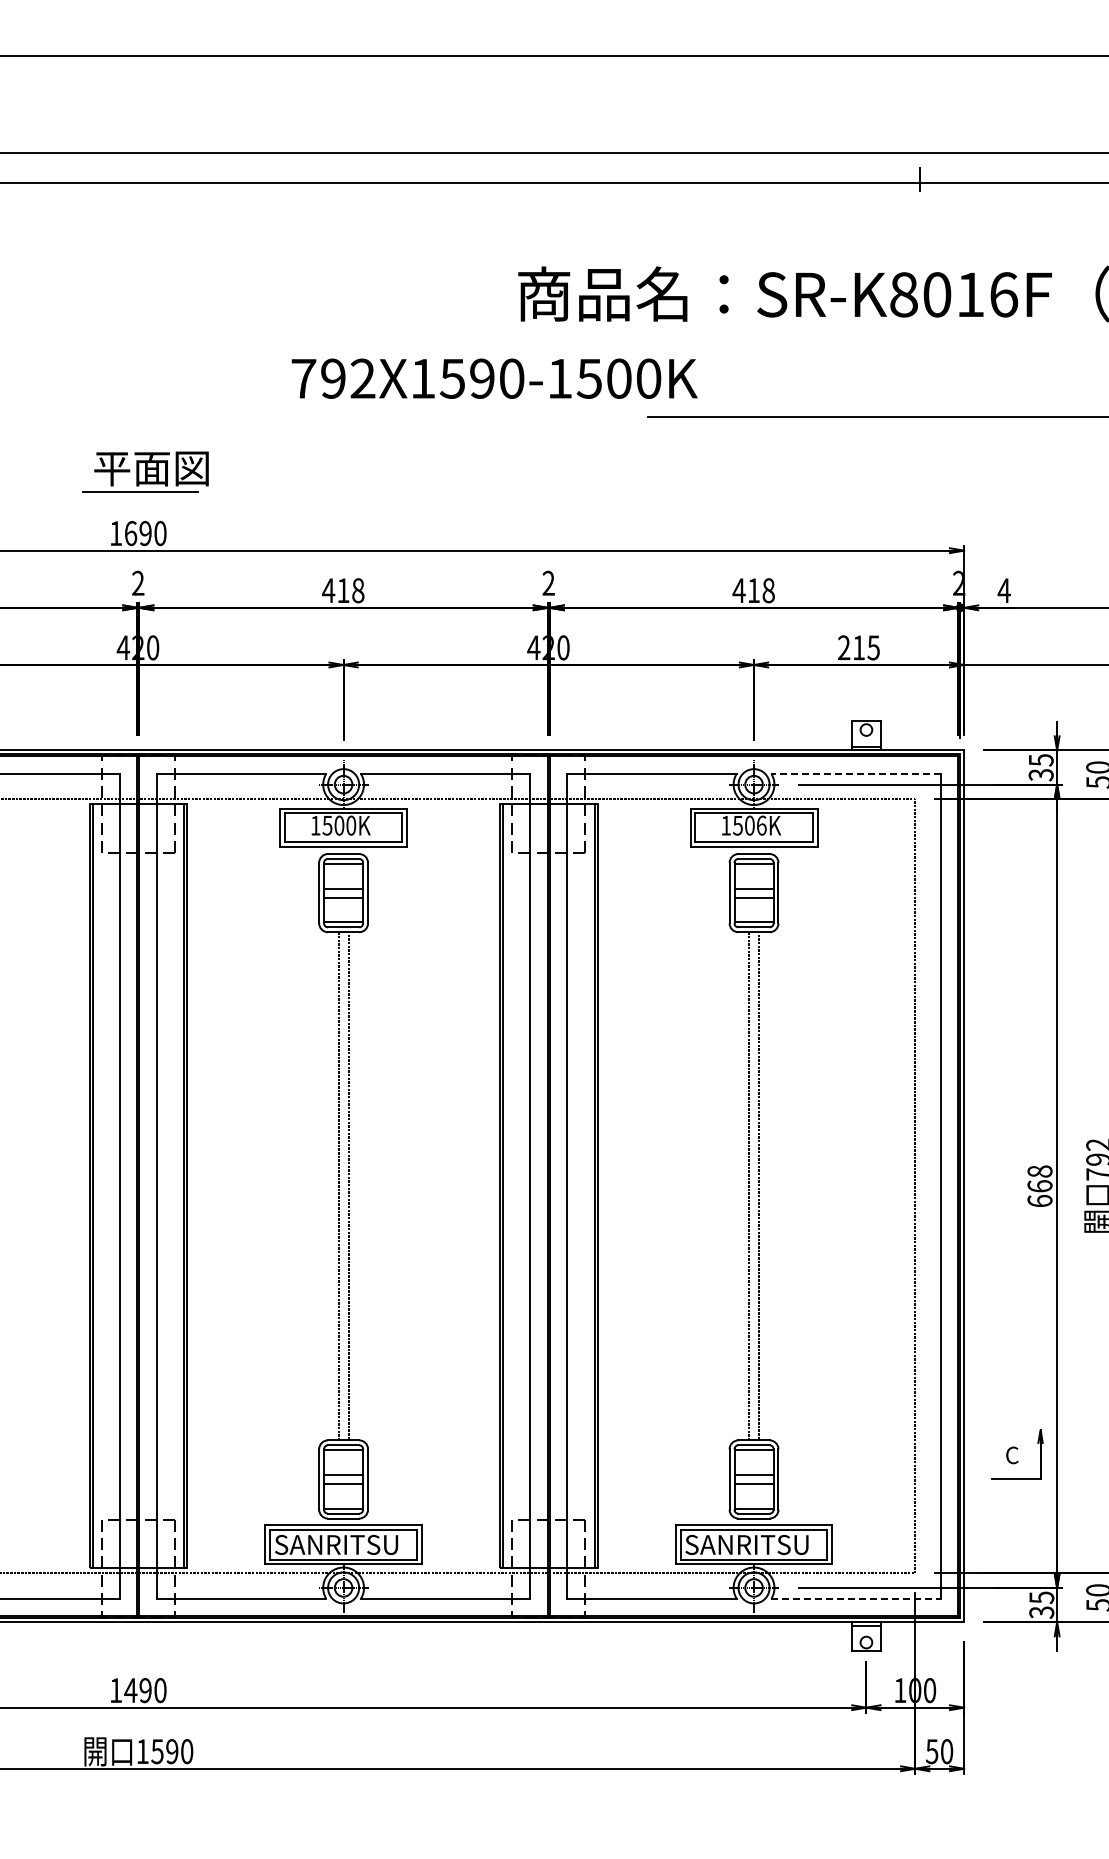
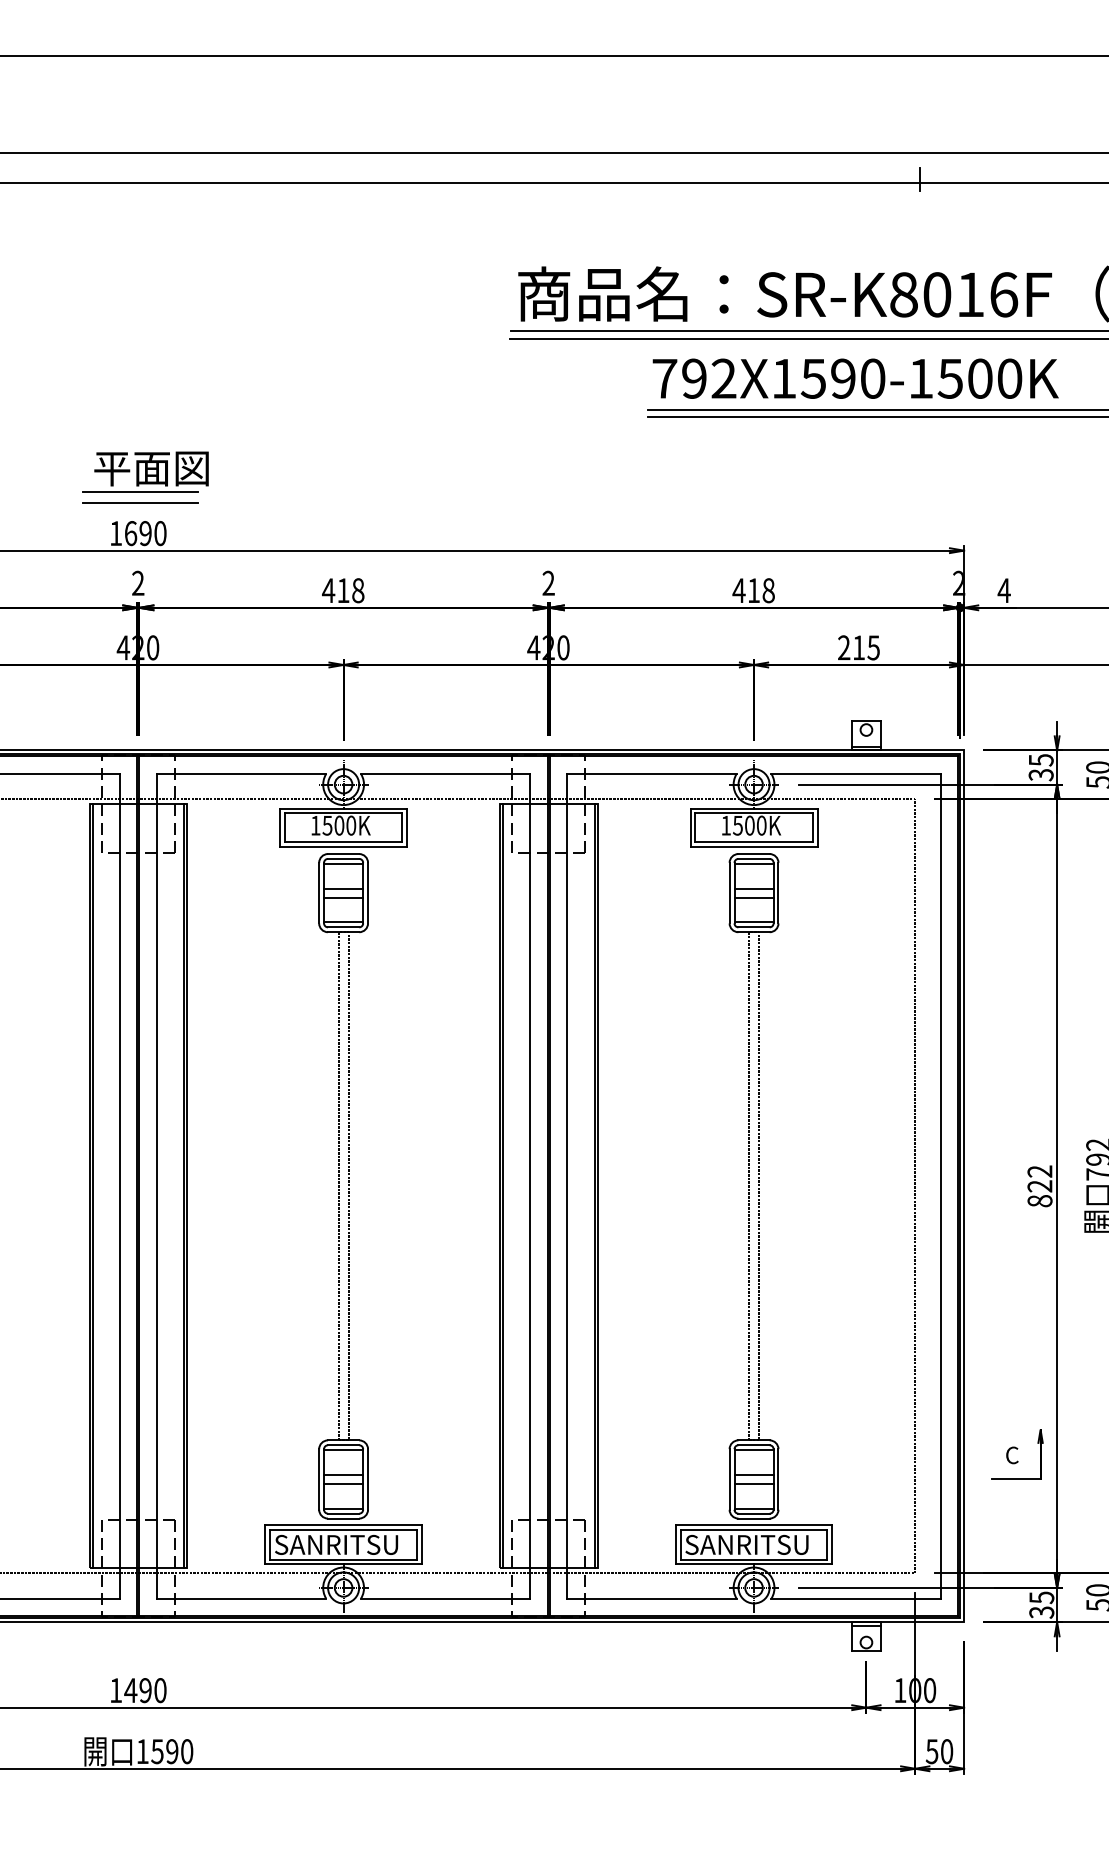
line: none -> present (807, 331)
line: none -> present (807, 338)
text position: (494, 378) -> (855, 378) (855, 378)
line: none -> present (876, 409)
line: none -> present (140, 502)
line: dashed -> solid (856, 773)
text: 1506K -> 1500K (761, 825)
text: 668 -> 822 (1039, 1186)
line: dashed -> solid (856, 1598)
